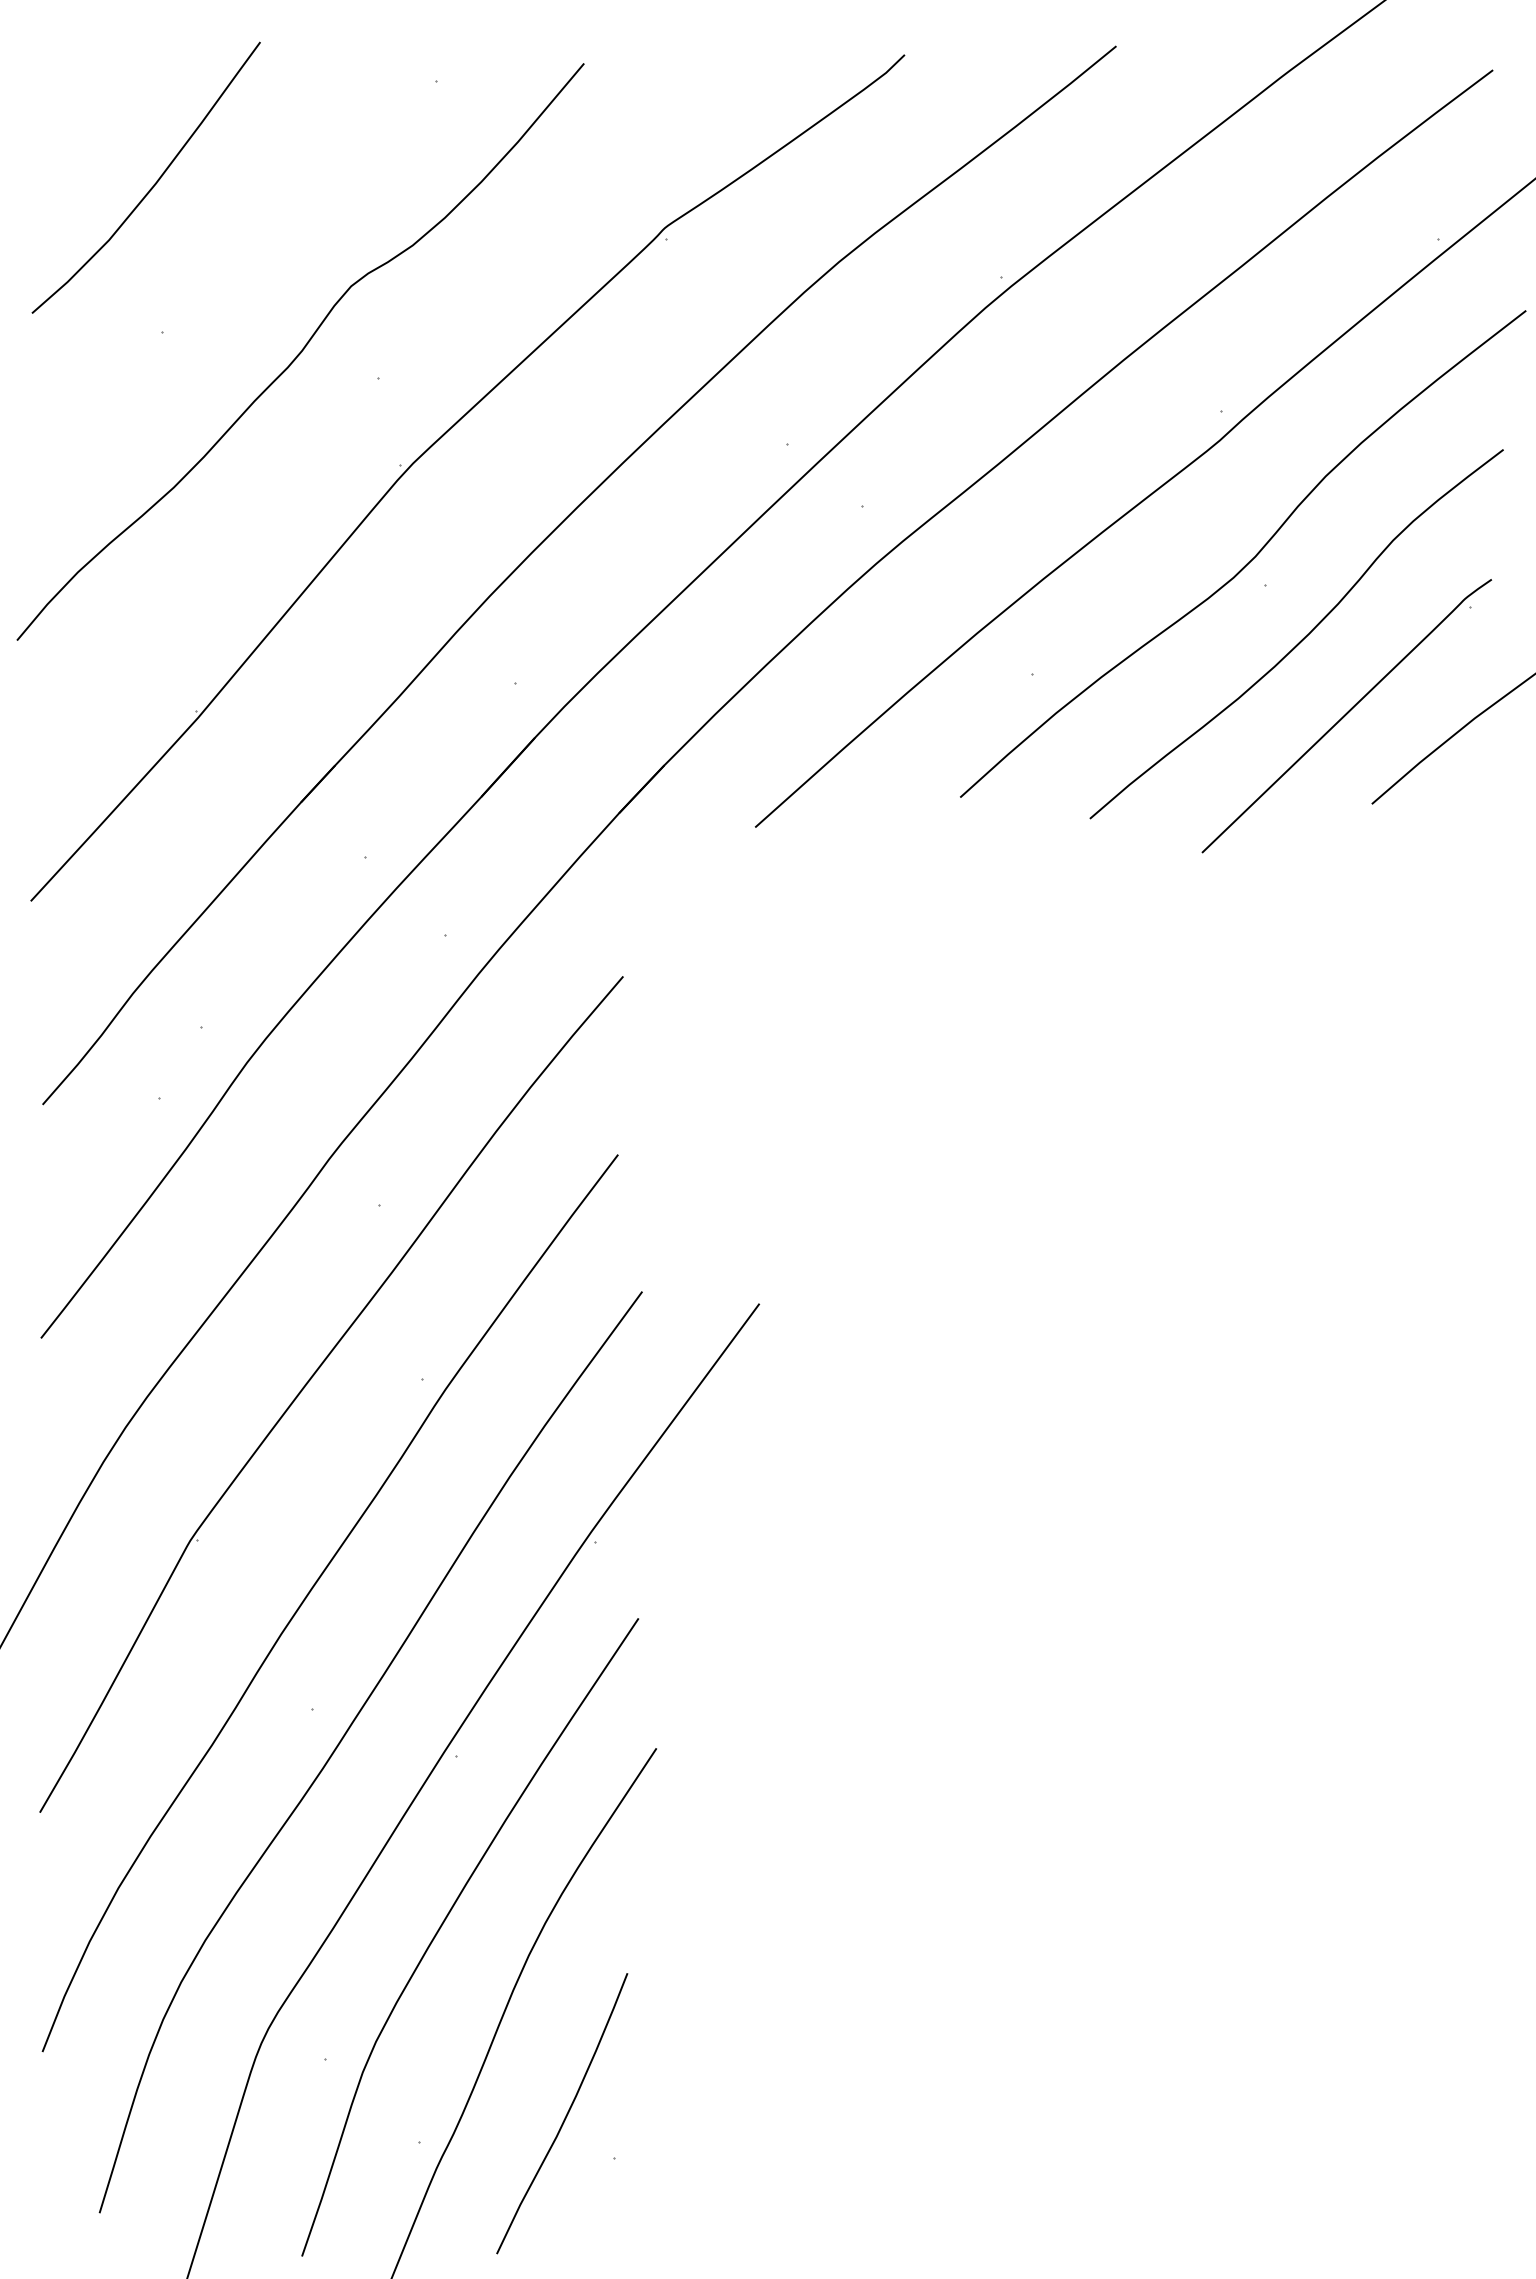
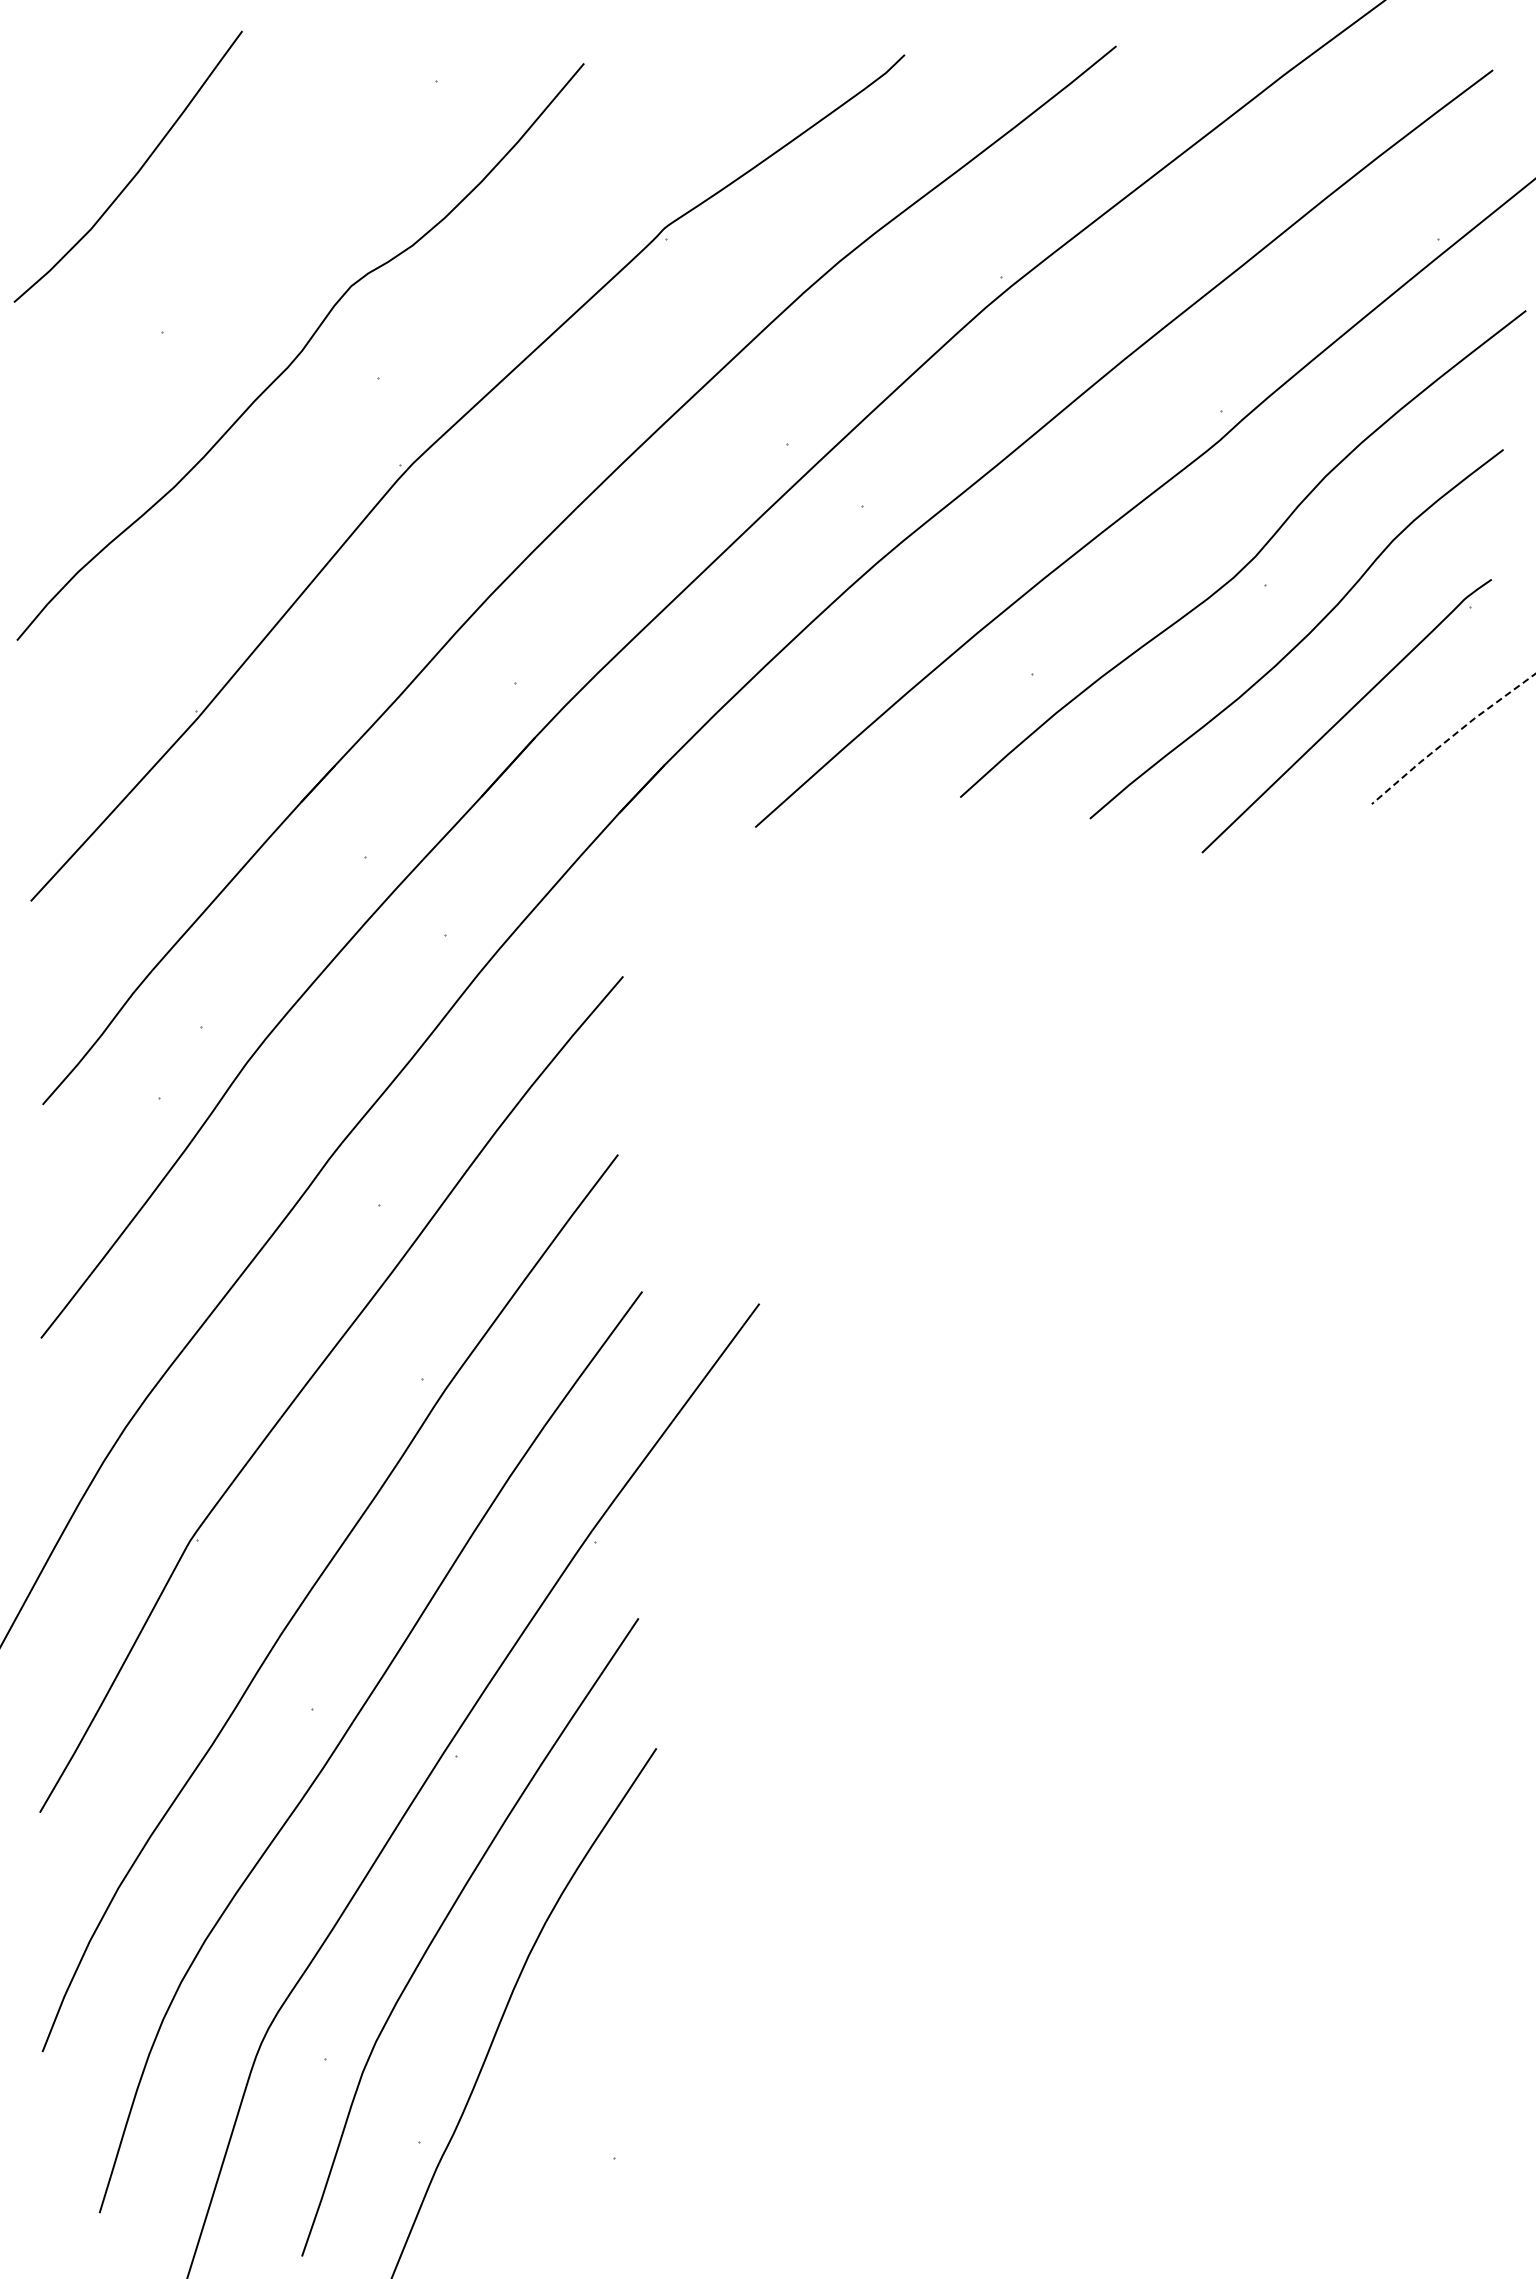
curve position: (153, 184) -> (135, 173) (135, 173)
line: solid -> dashed (1451, 737)
curve: present -> none (565, 2115)
